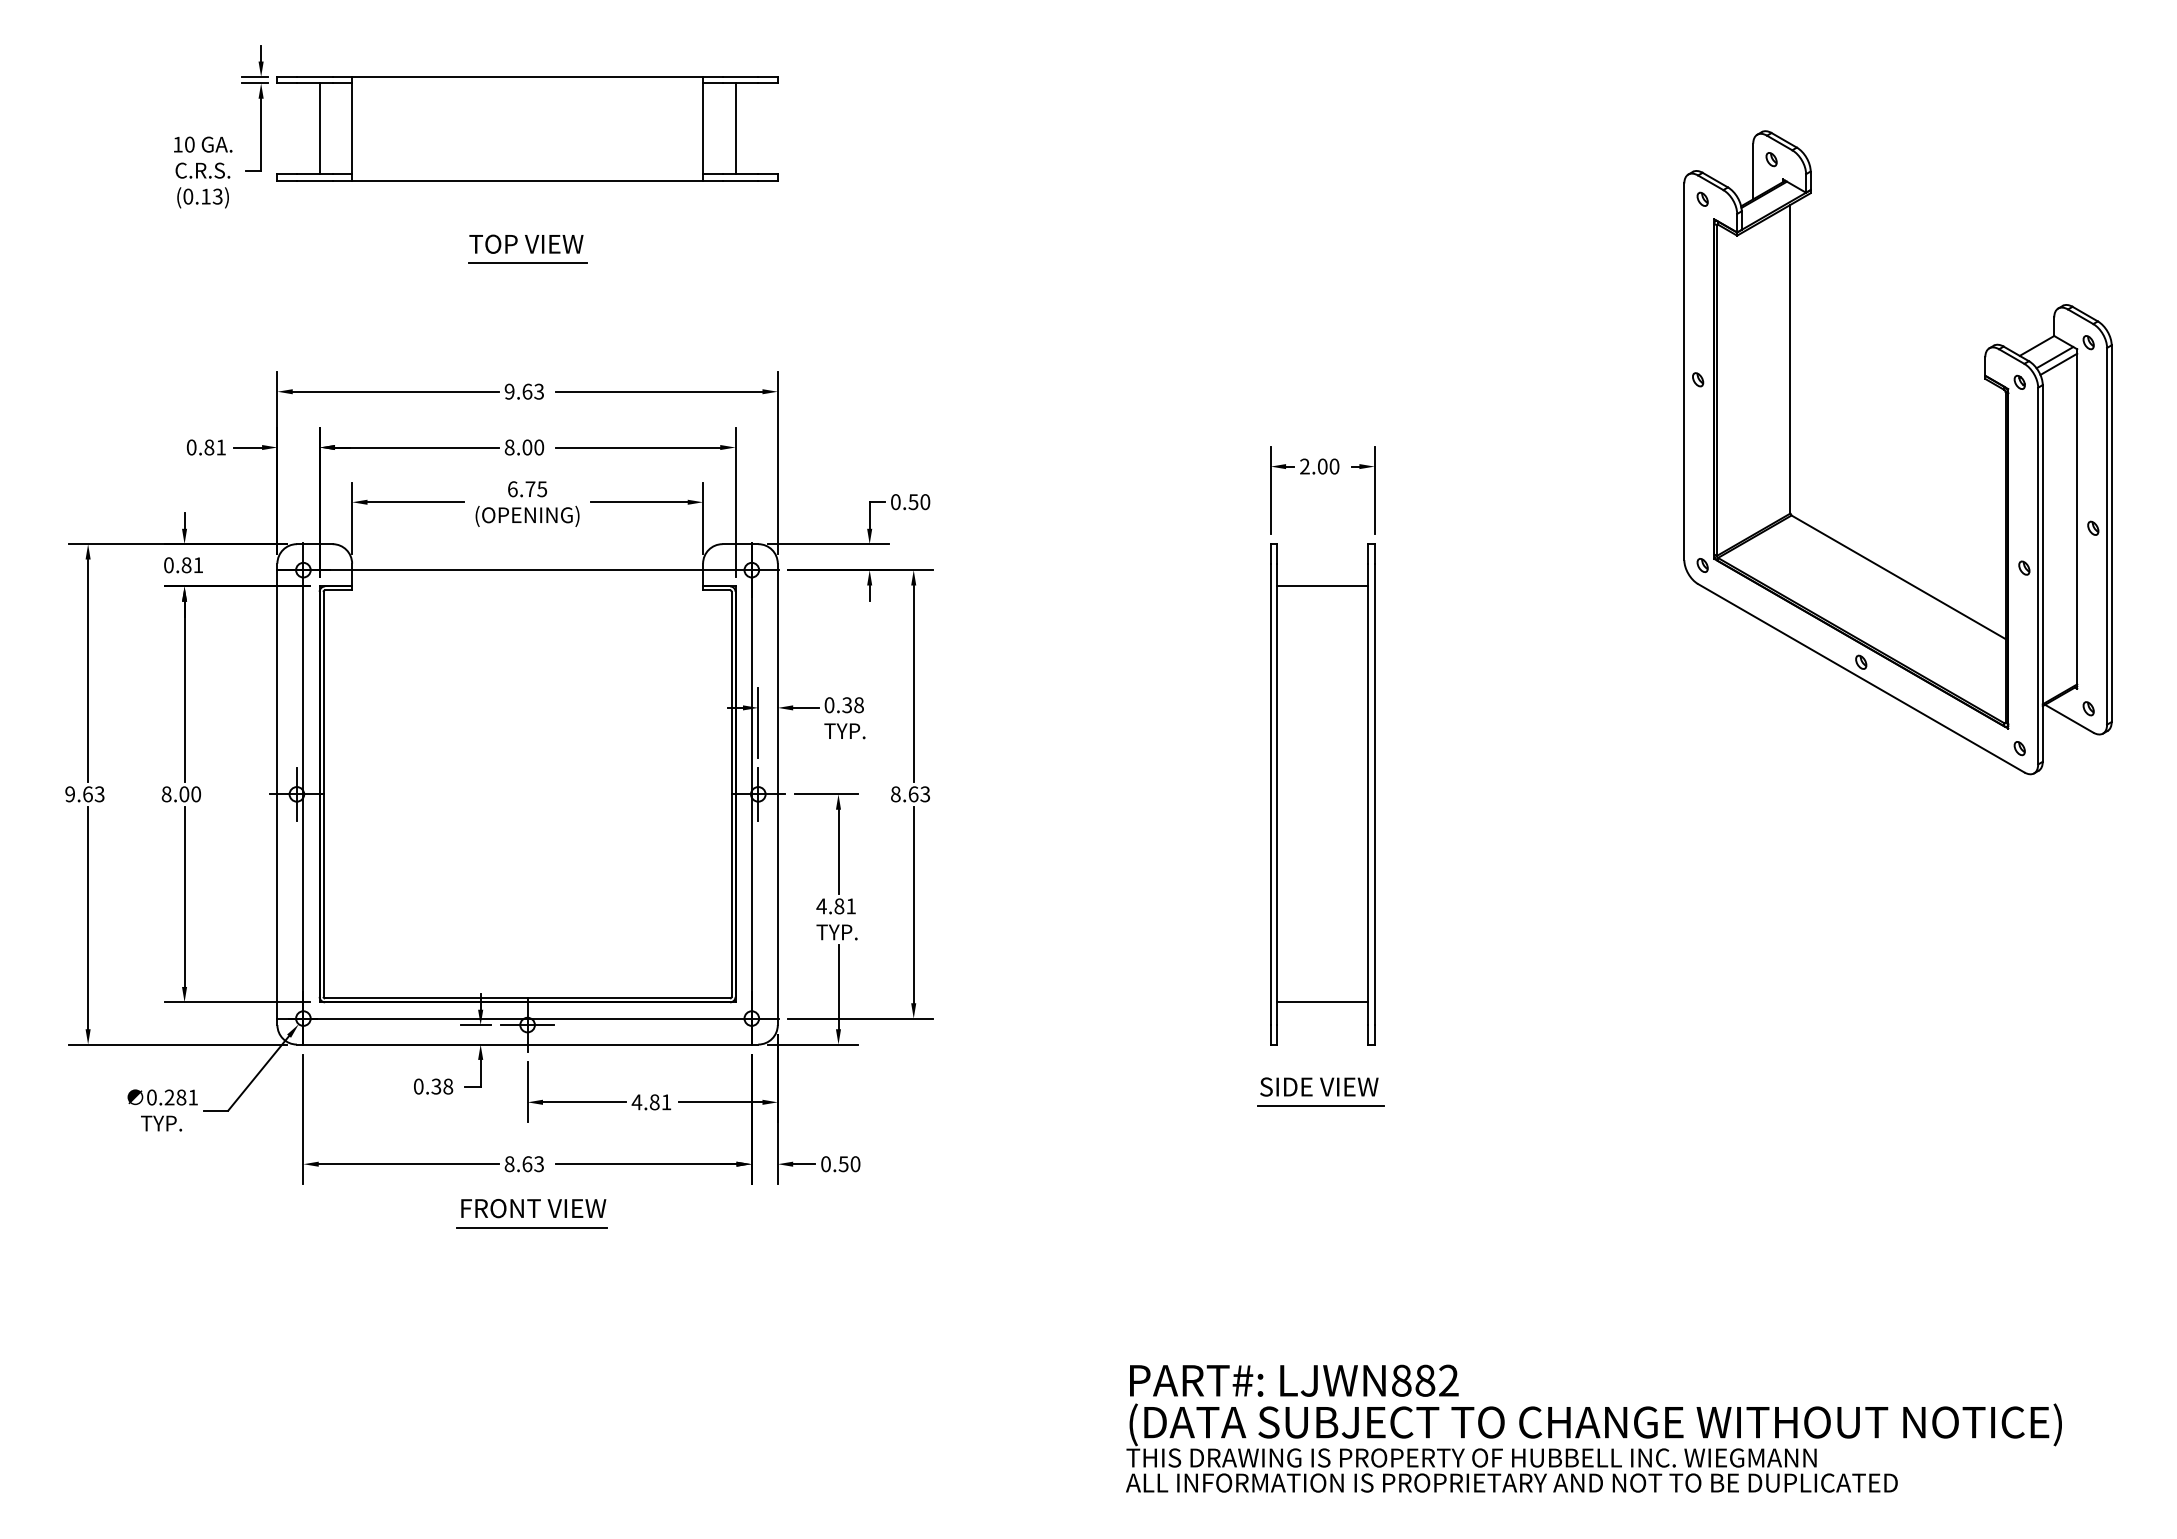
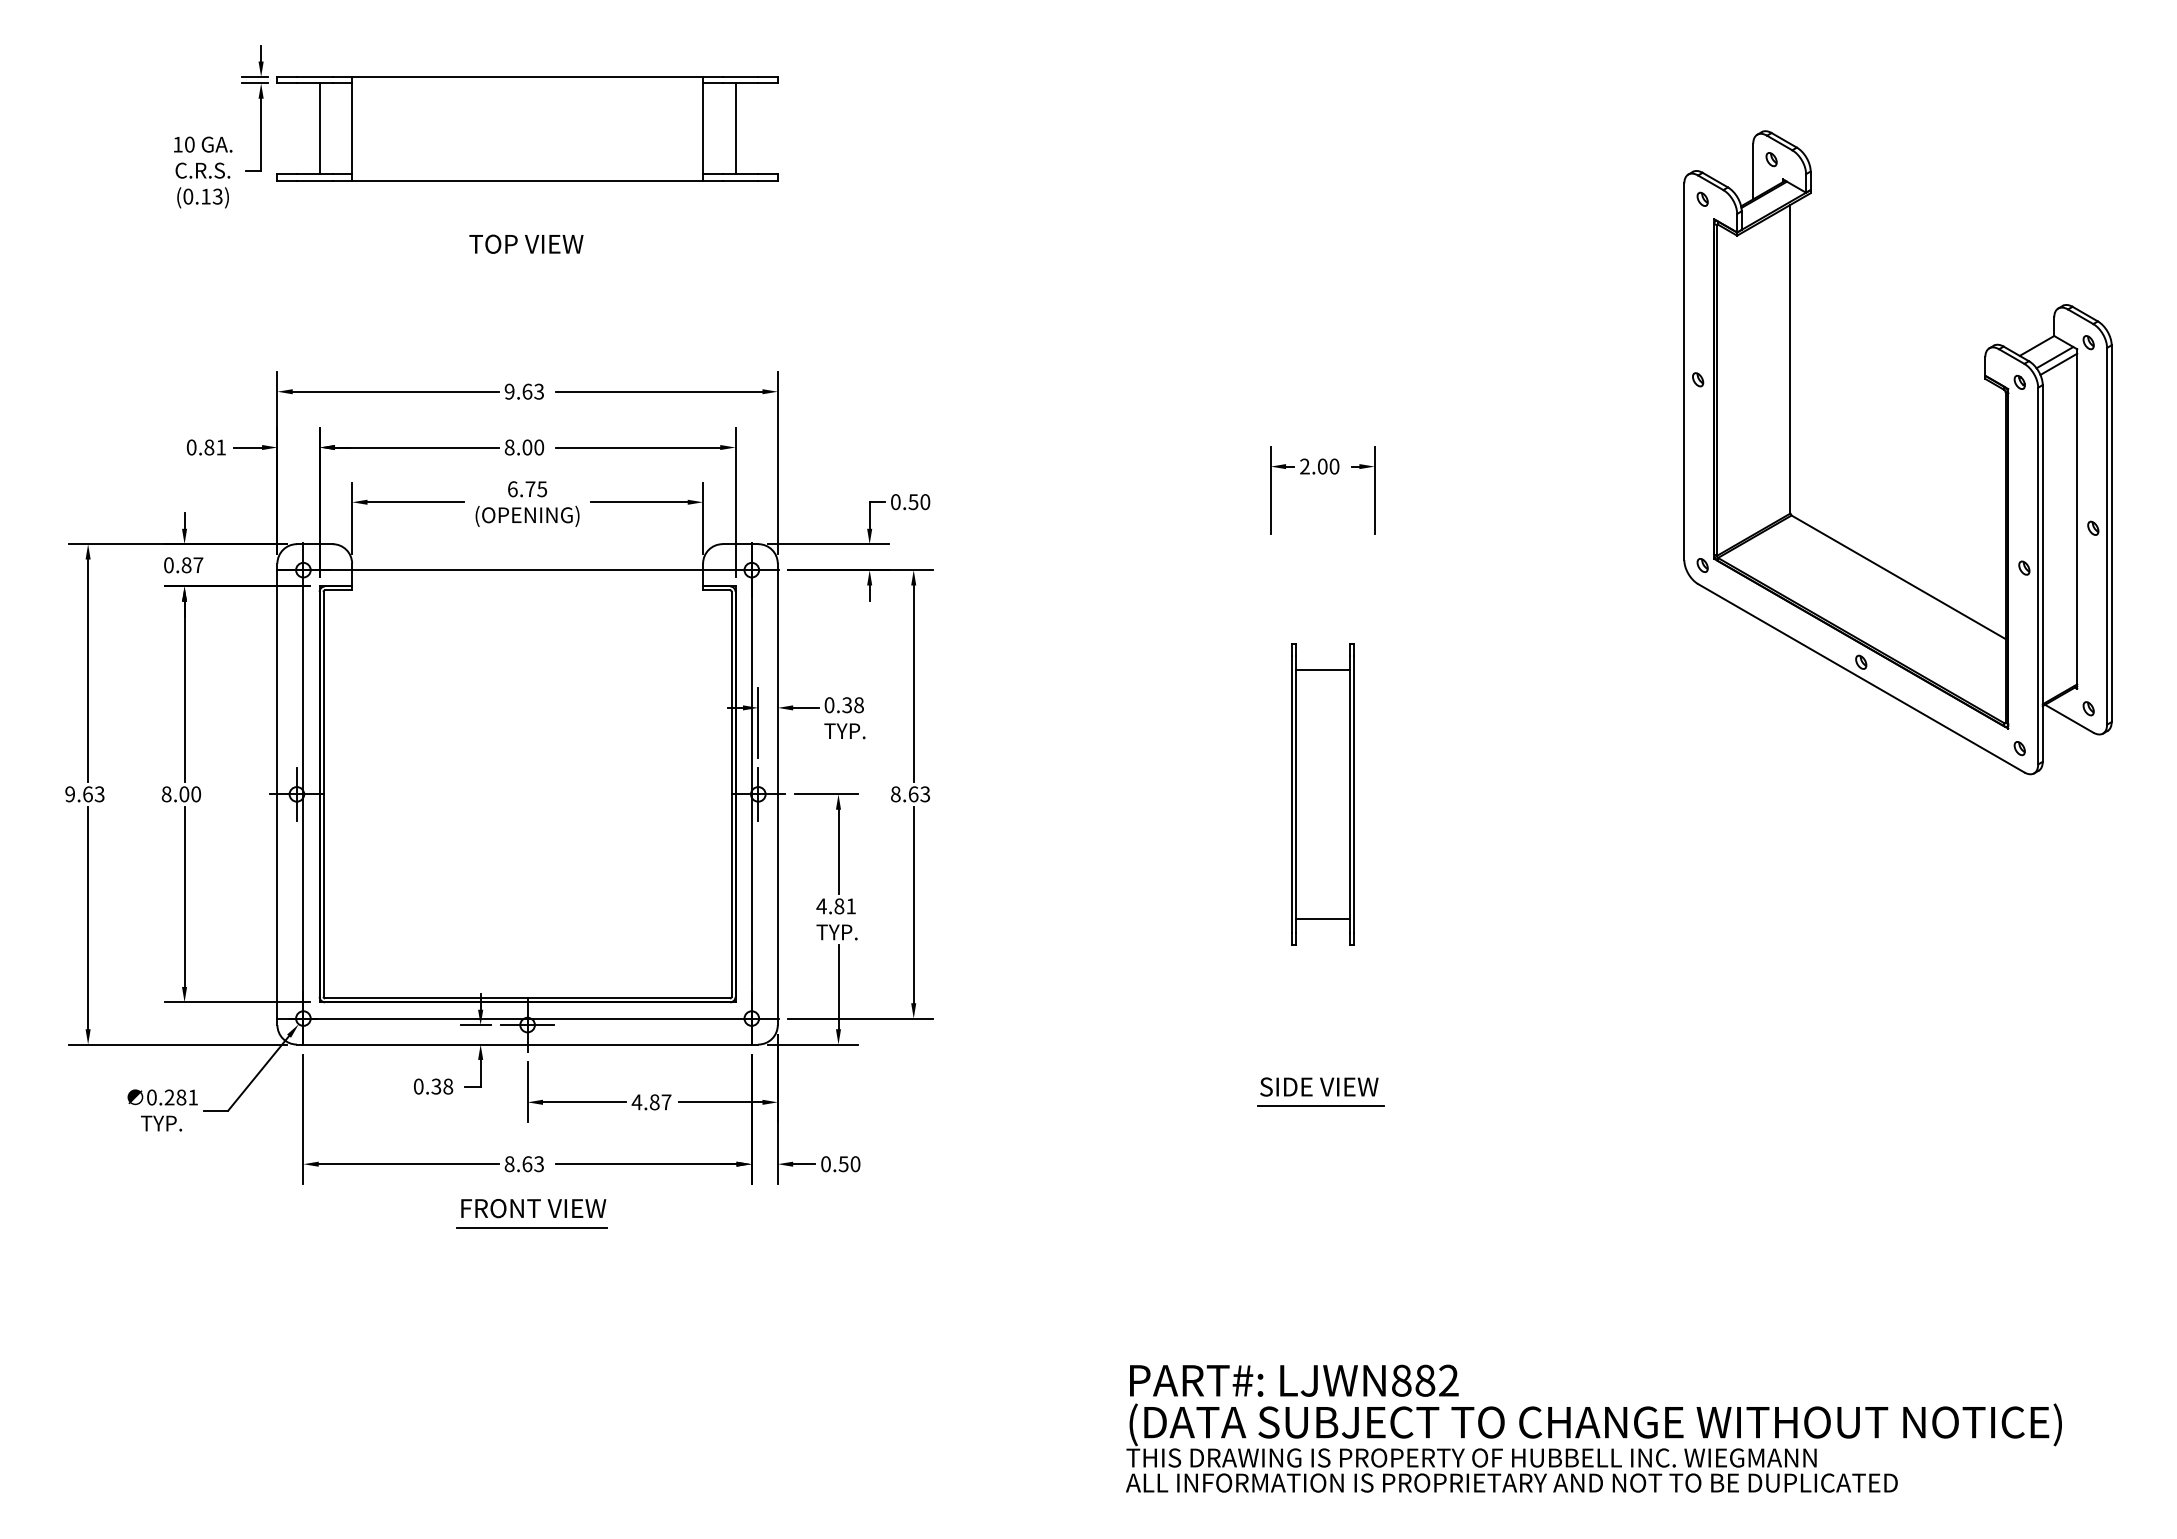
line: present -> none (527, 263)
text: 0.81 -> 0.87 (198, 564)
part size: 106x503 px -> 64x303 px (1322, 794)
text: 4.81 -> 4.87 (666, 1102)
